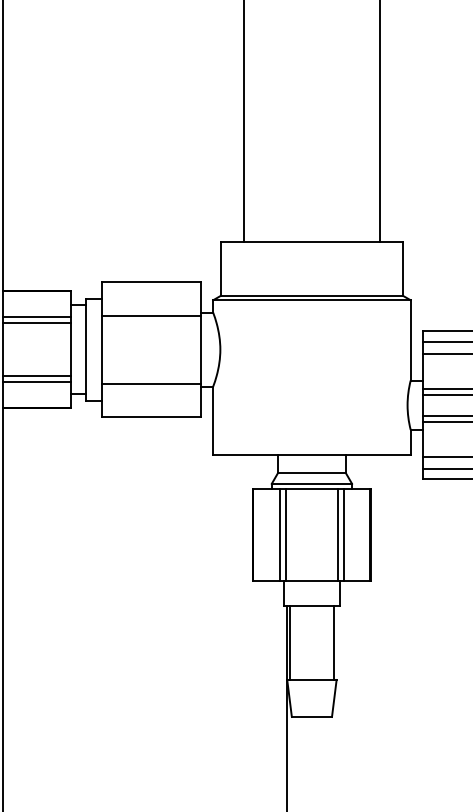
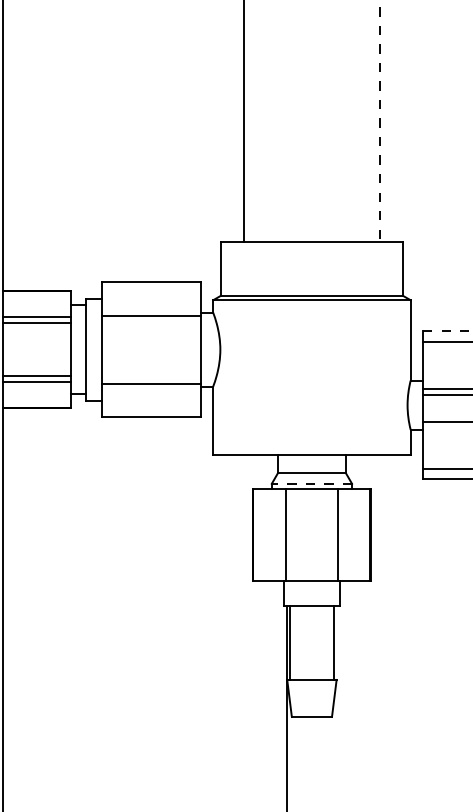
line: solid -> dashed (379, 120)
line: solid -> dashed (448, 331)
line: present -> none (446, 353)
line: present -> none (446, 415)
line: present -> none (446, 456)
line: solid -> dashed (311, 483)
line: present -> none (279, 534)
line: present -> none (344, 534)
